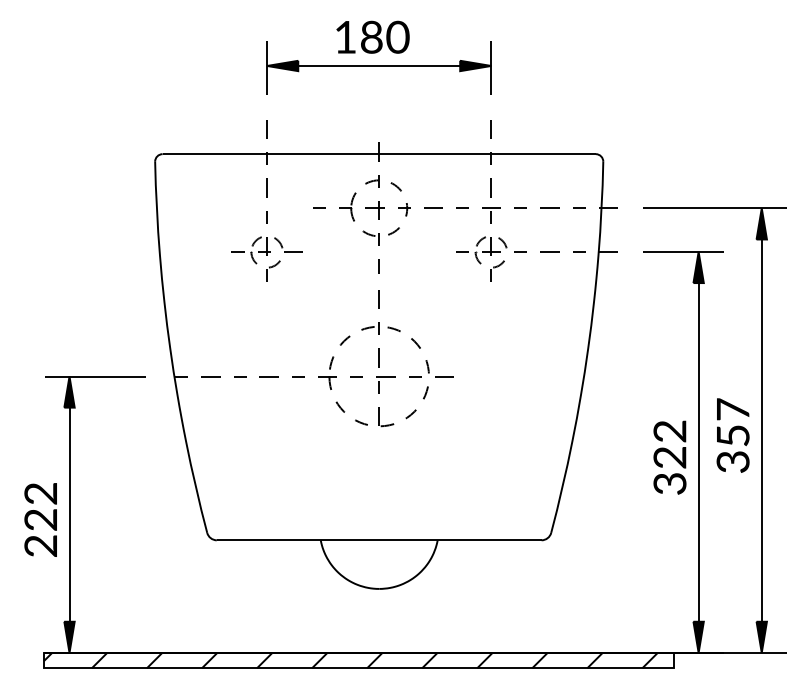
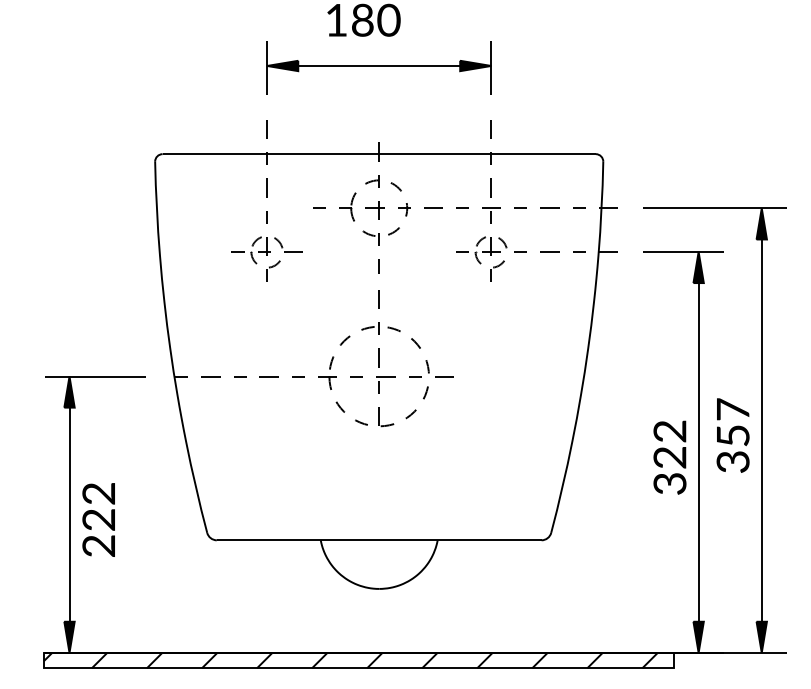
text position: (372, 36) -> (363, 19) (363, 19)
text position: (40, 519) -> (98, 519) (98, 519)
